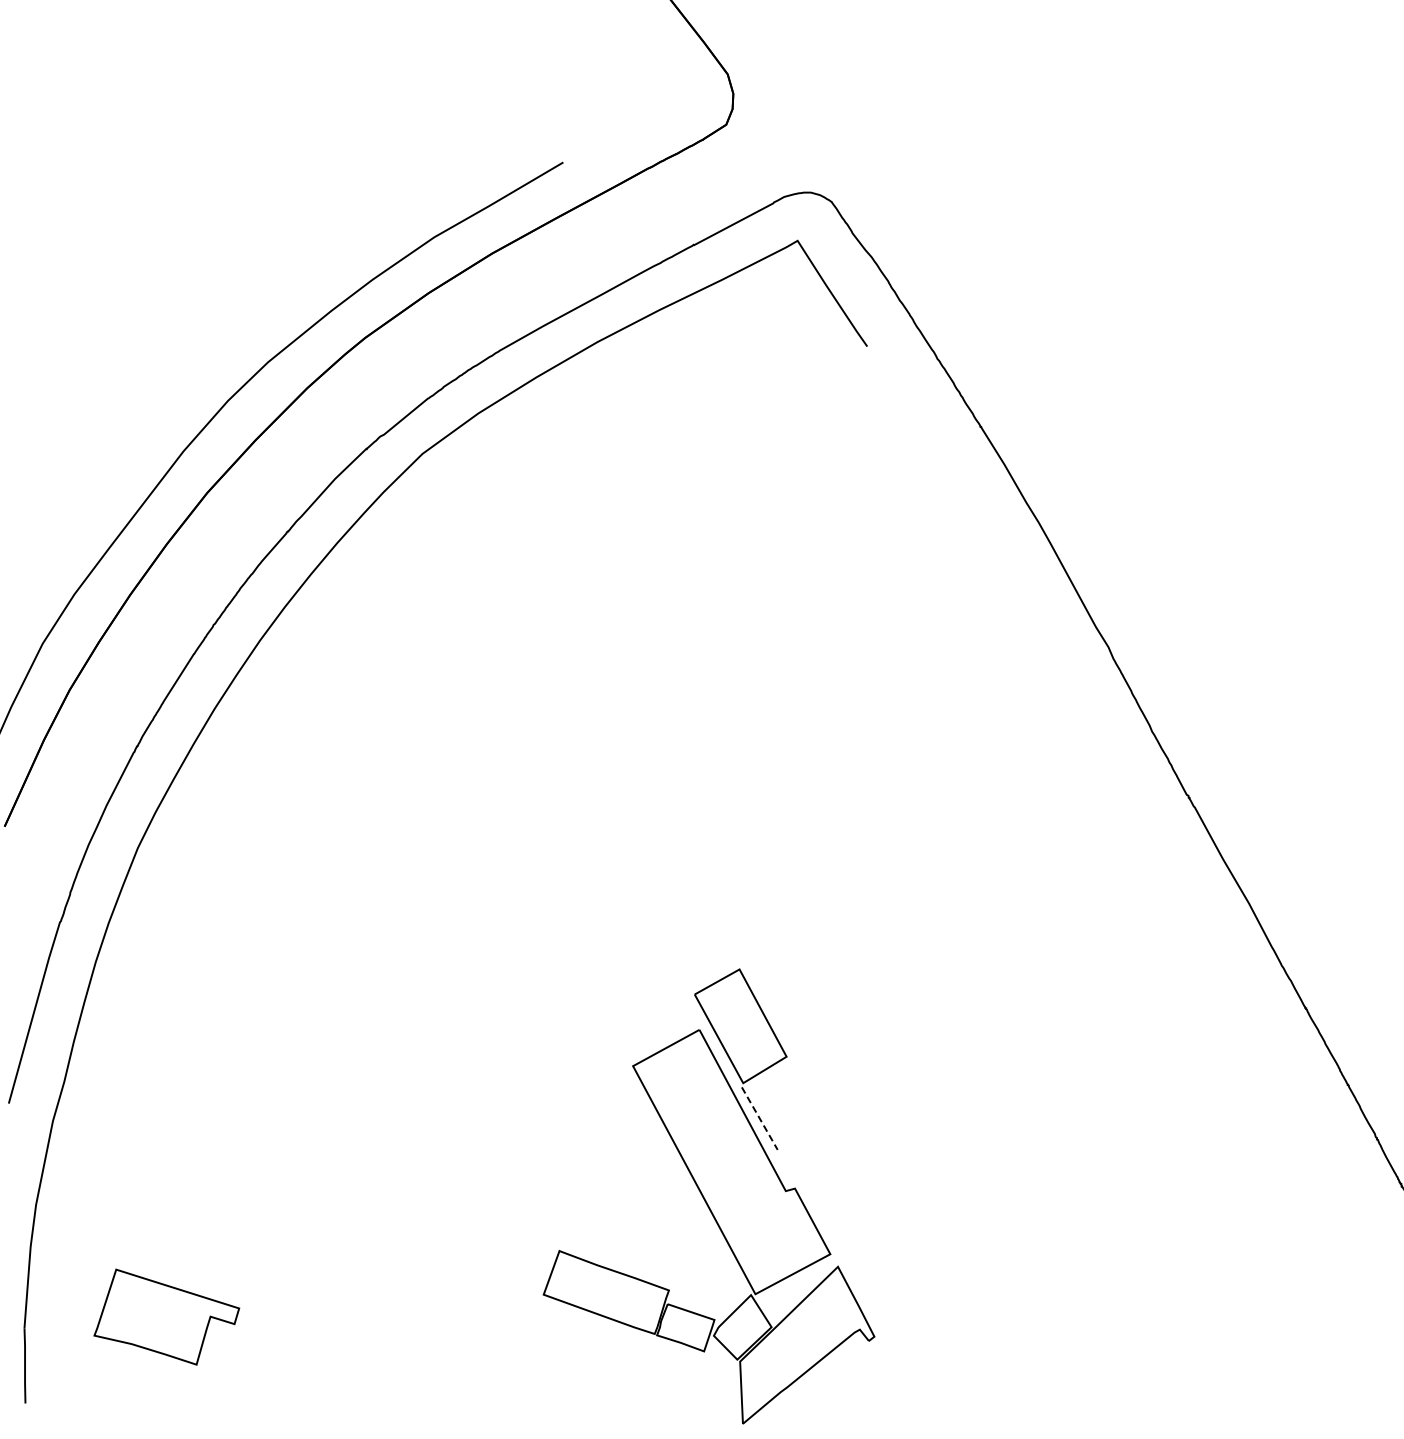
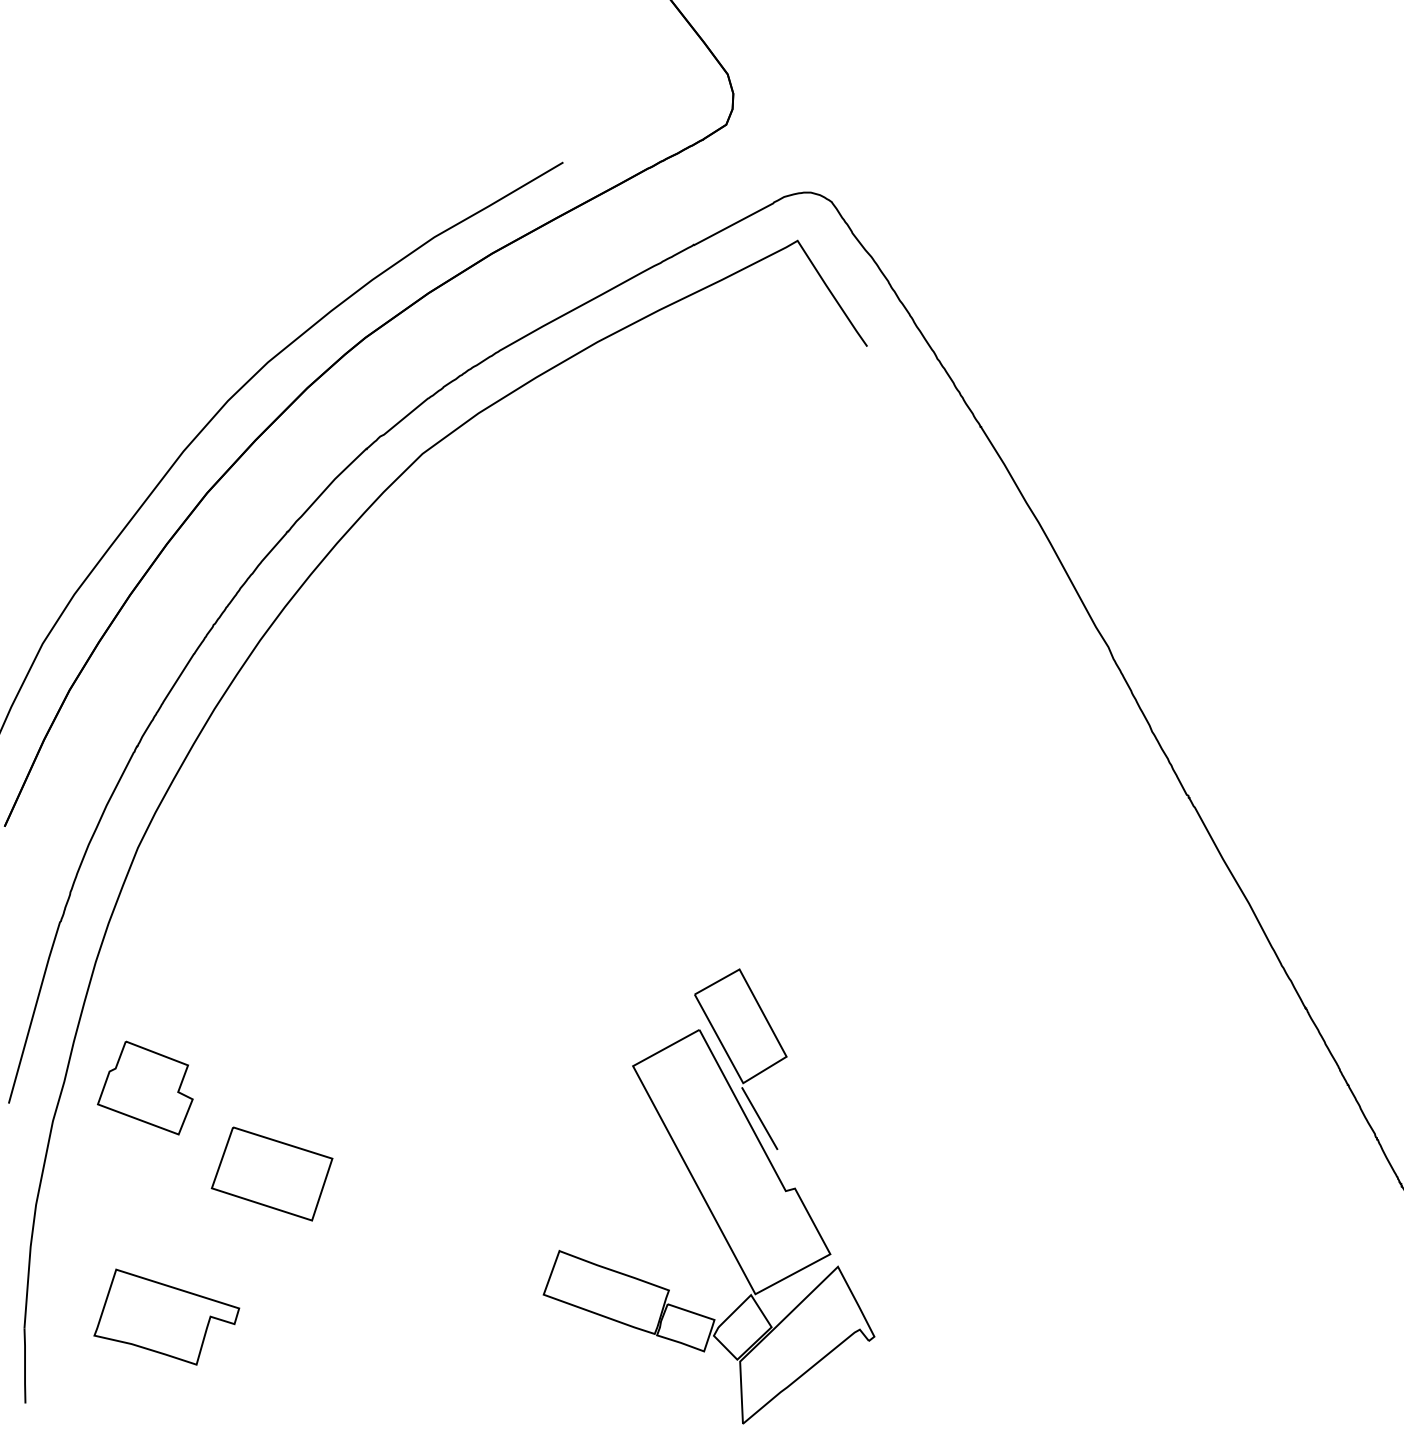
part: none -> present (145, 1087)
line: dashed -> solid (760, 1119)
part: none -> present (271, 1173)
